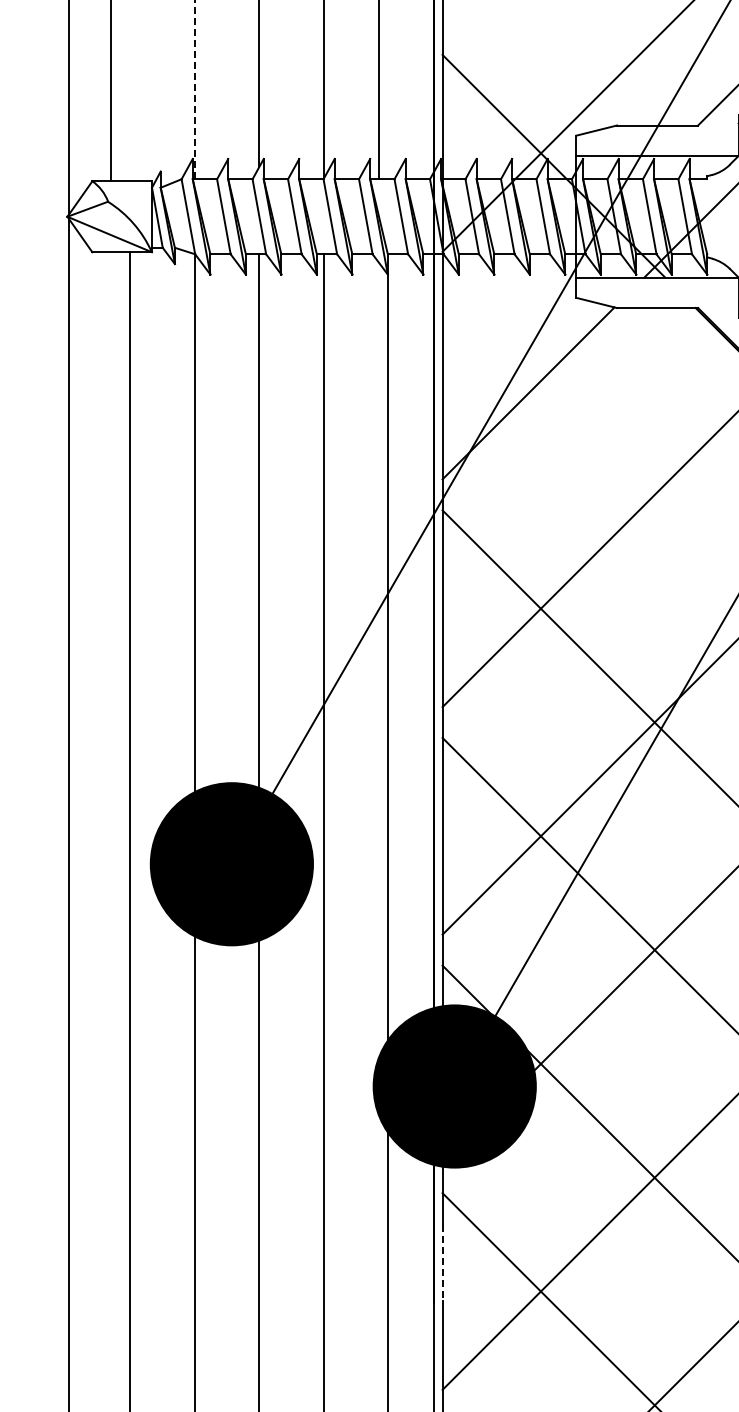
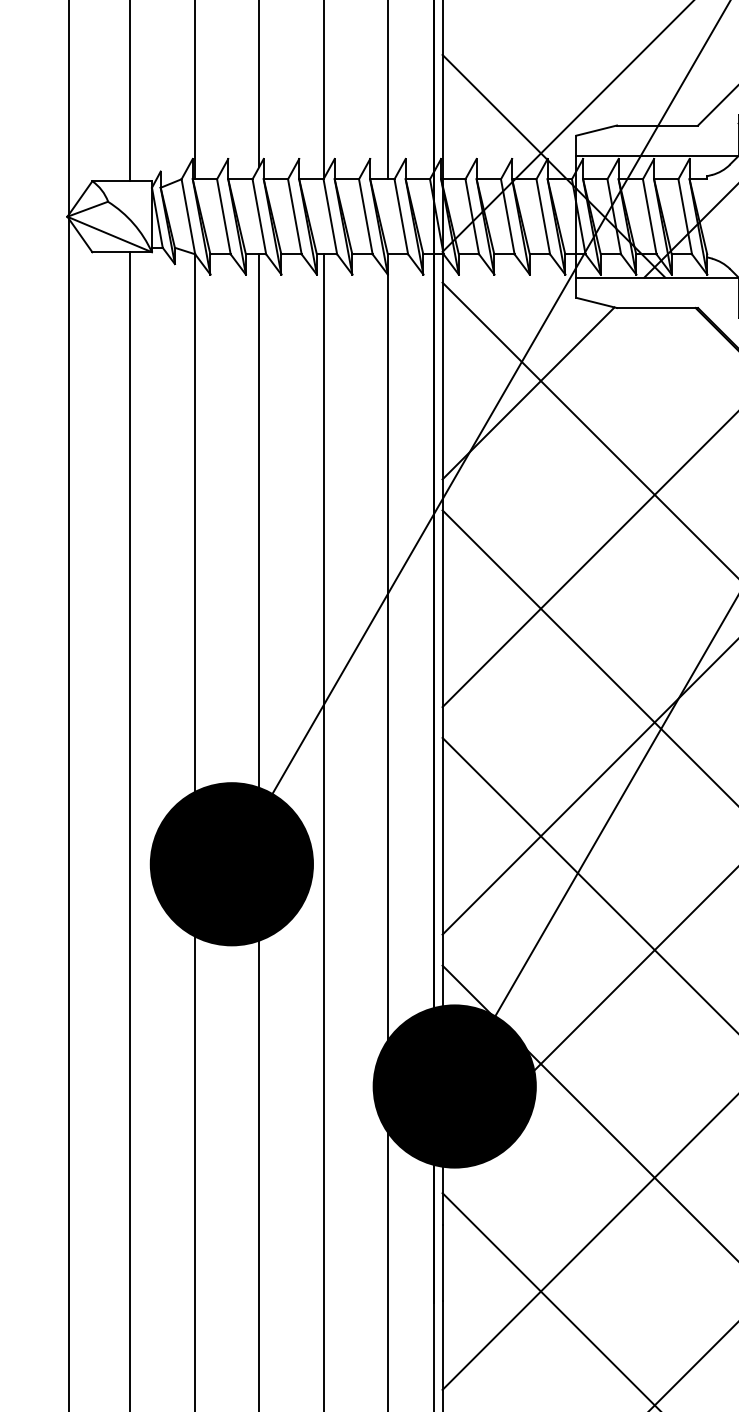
line: dashed -> solid (194, 89)
line position: (378, 90) -> (387, 90) (387, 90)
line position: (111, 91) -> (130, 91) (130, 91)
line: none -> present (588, 428)
line: dashed -> solid (442, 1263)
